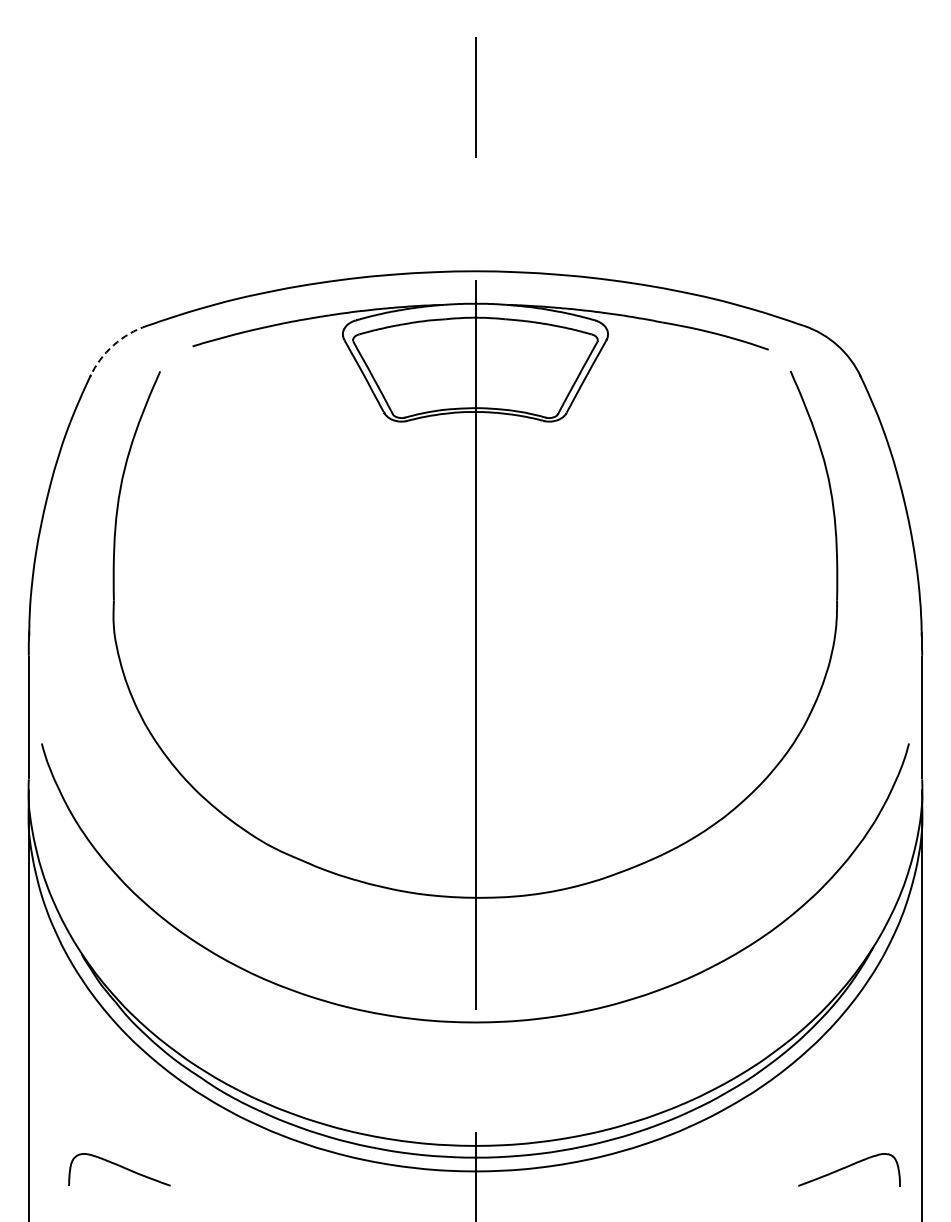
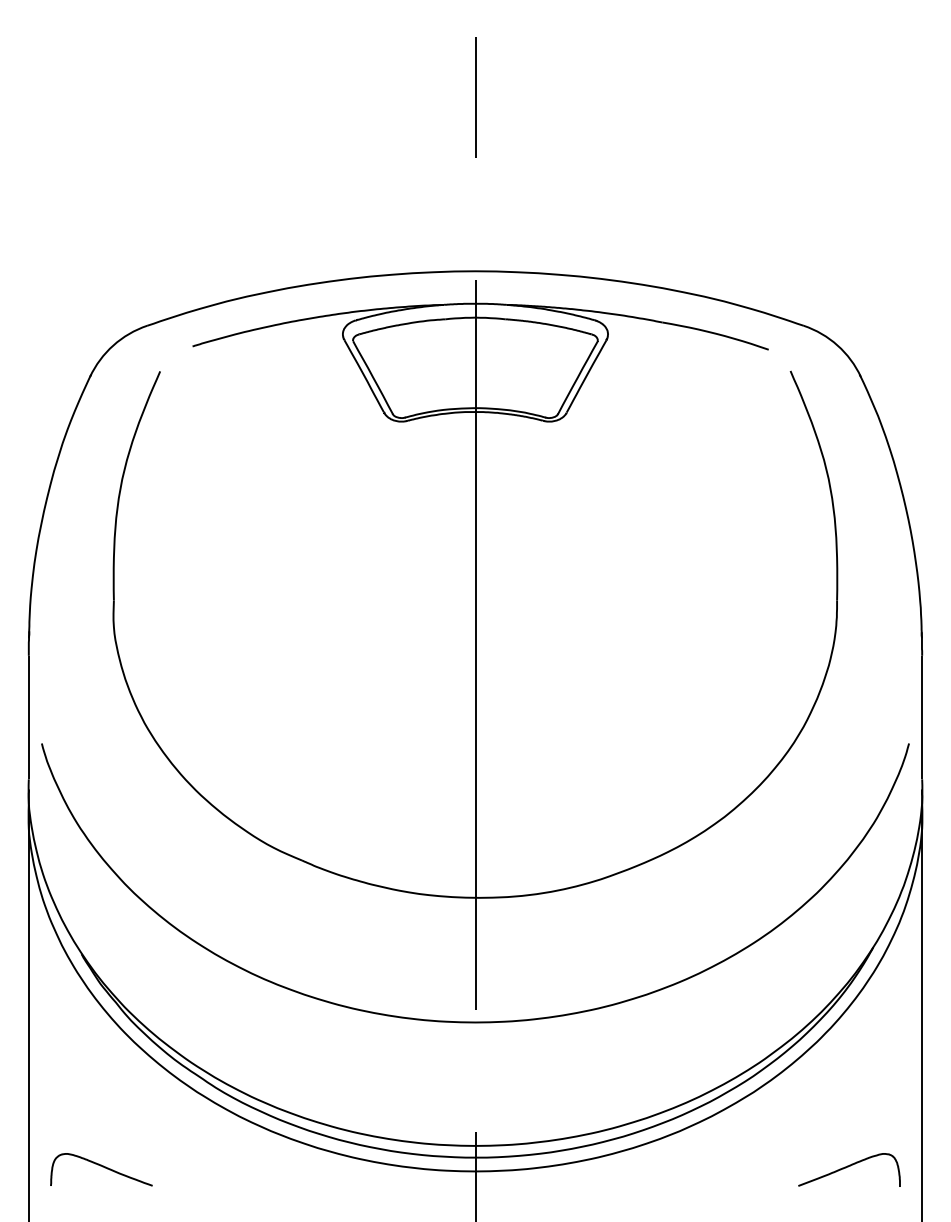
arc: dashed -> solid (113, 345)
curve position: (120, 1167) -> (102, 1167) (102, 1167)
